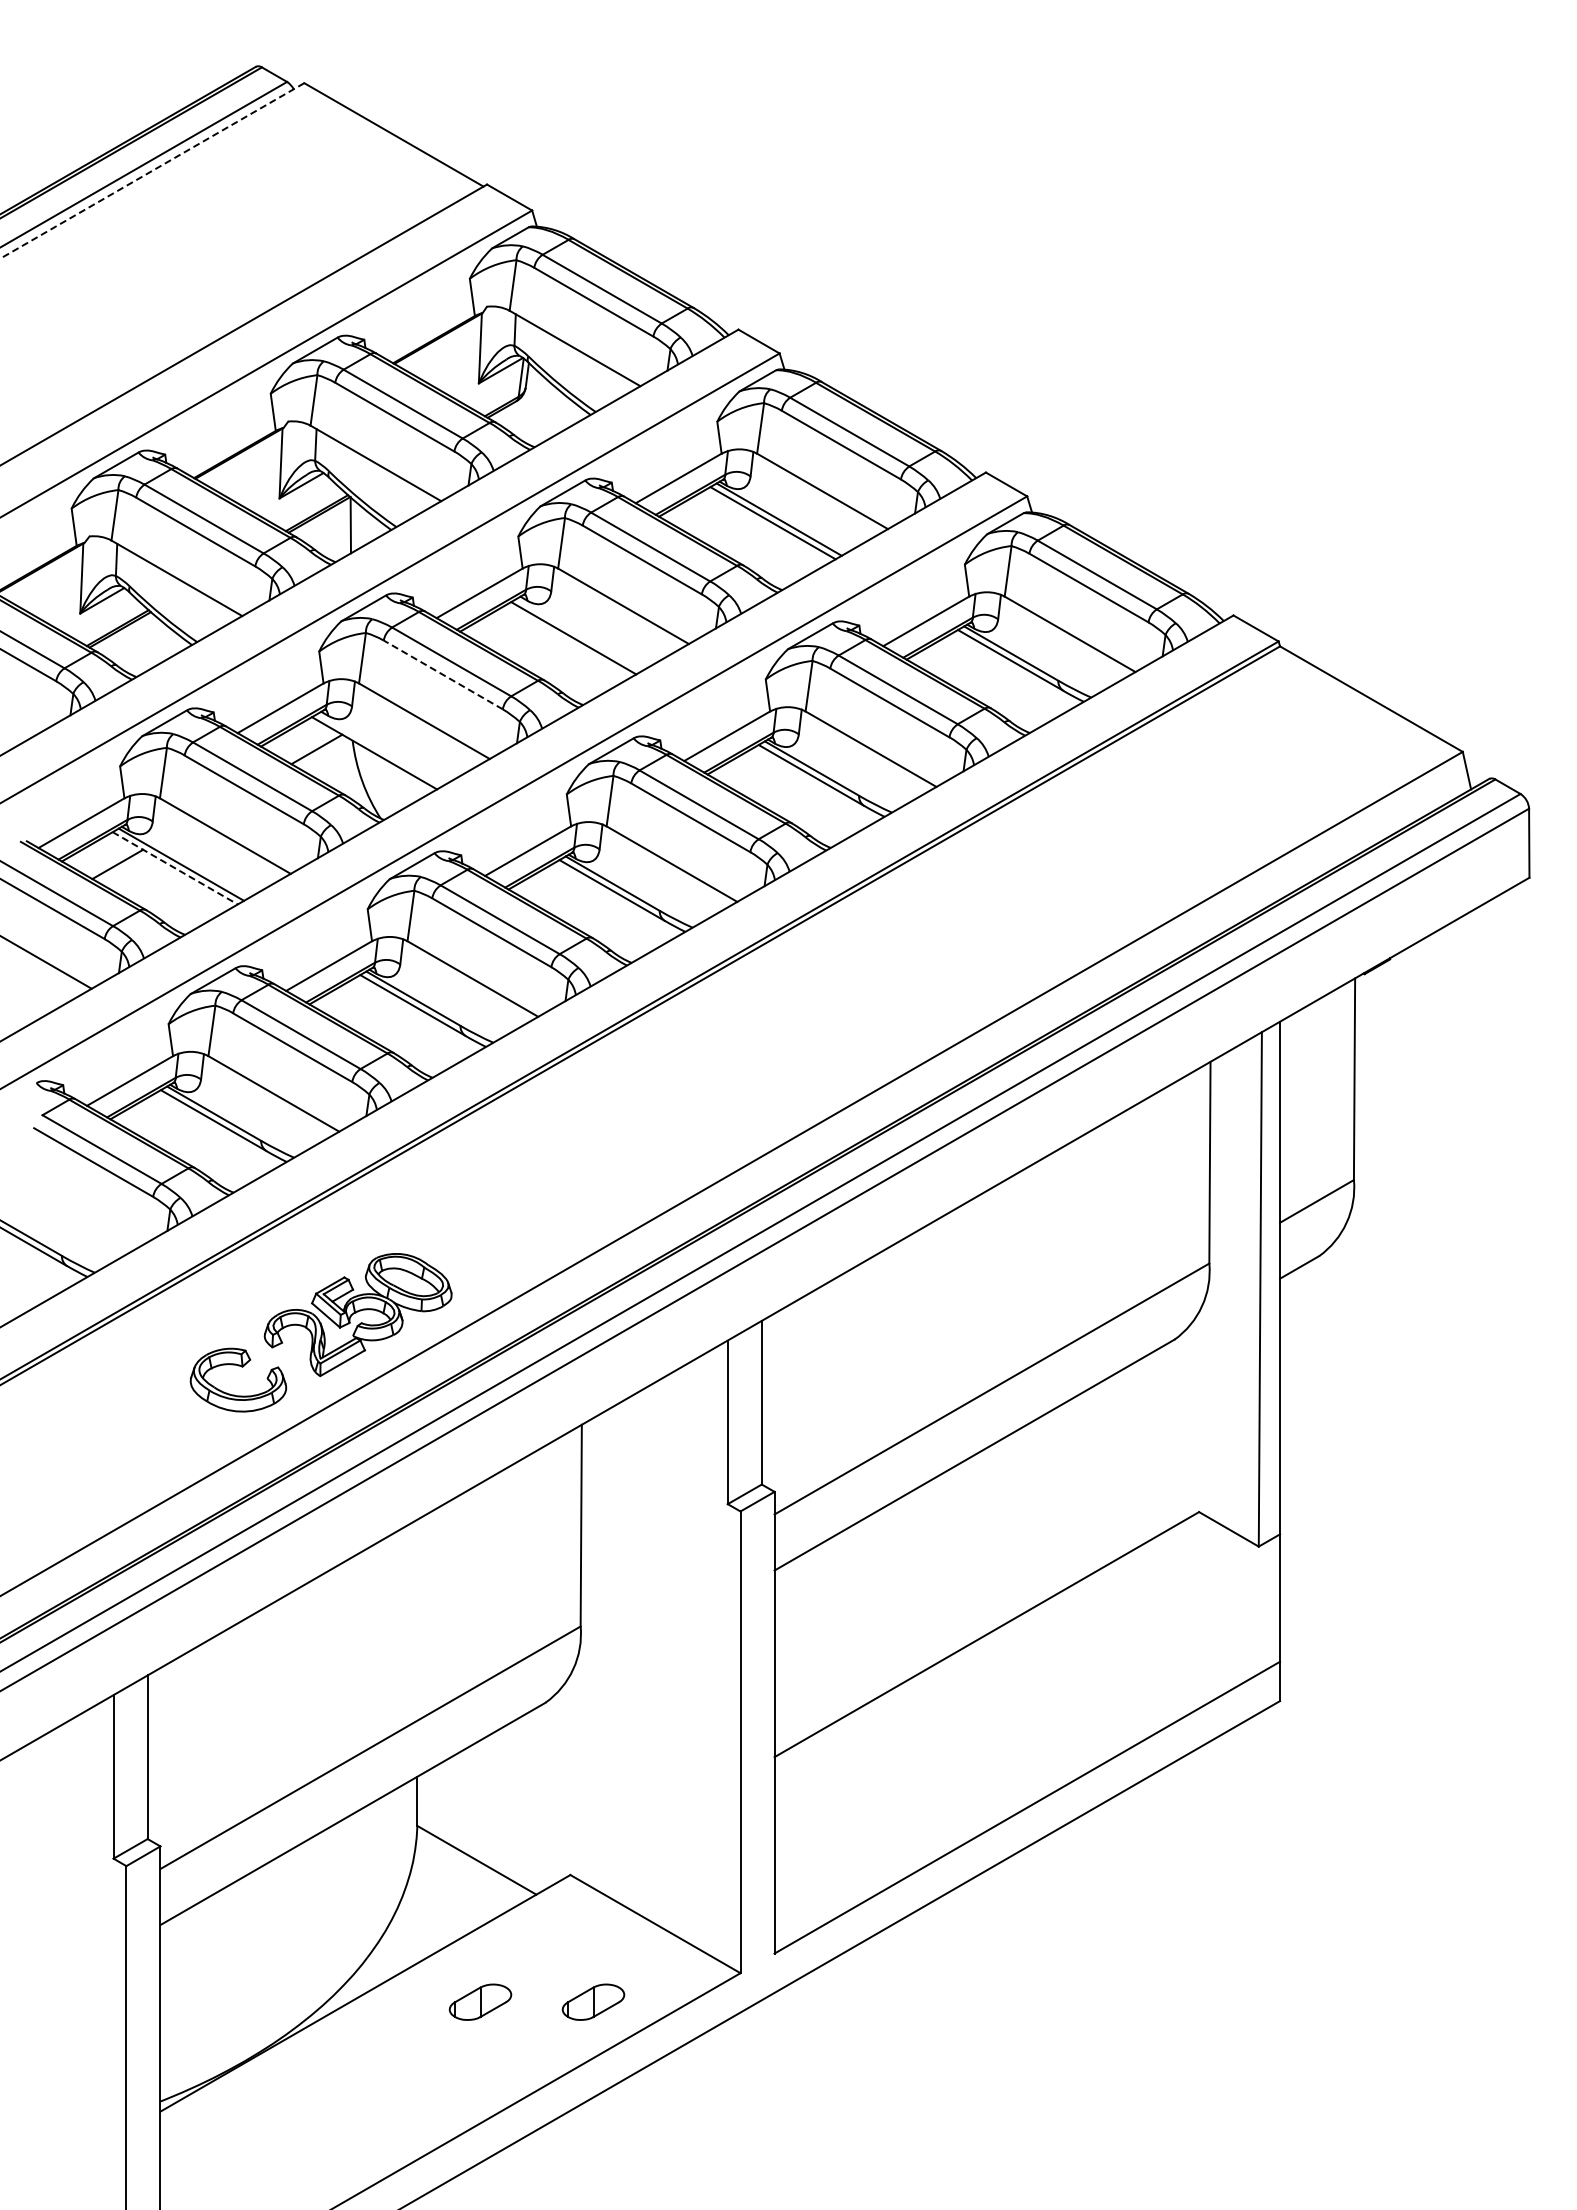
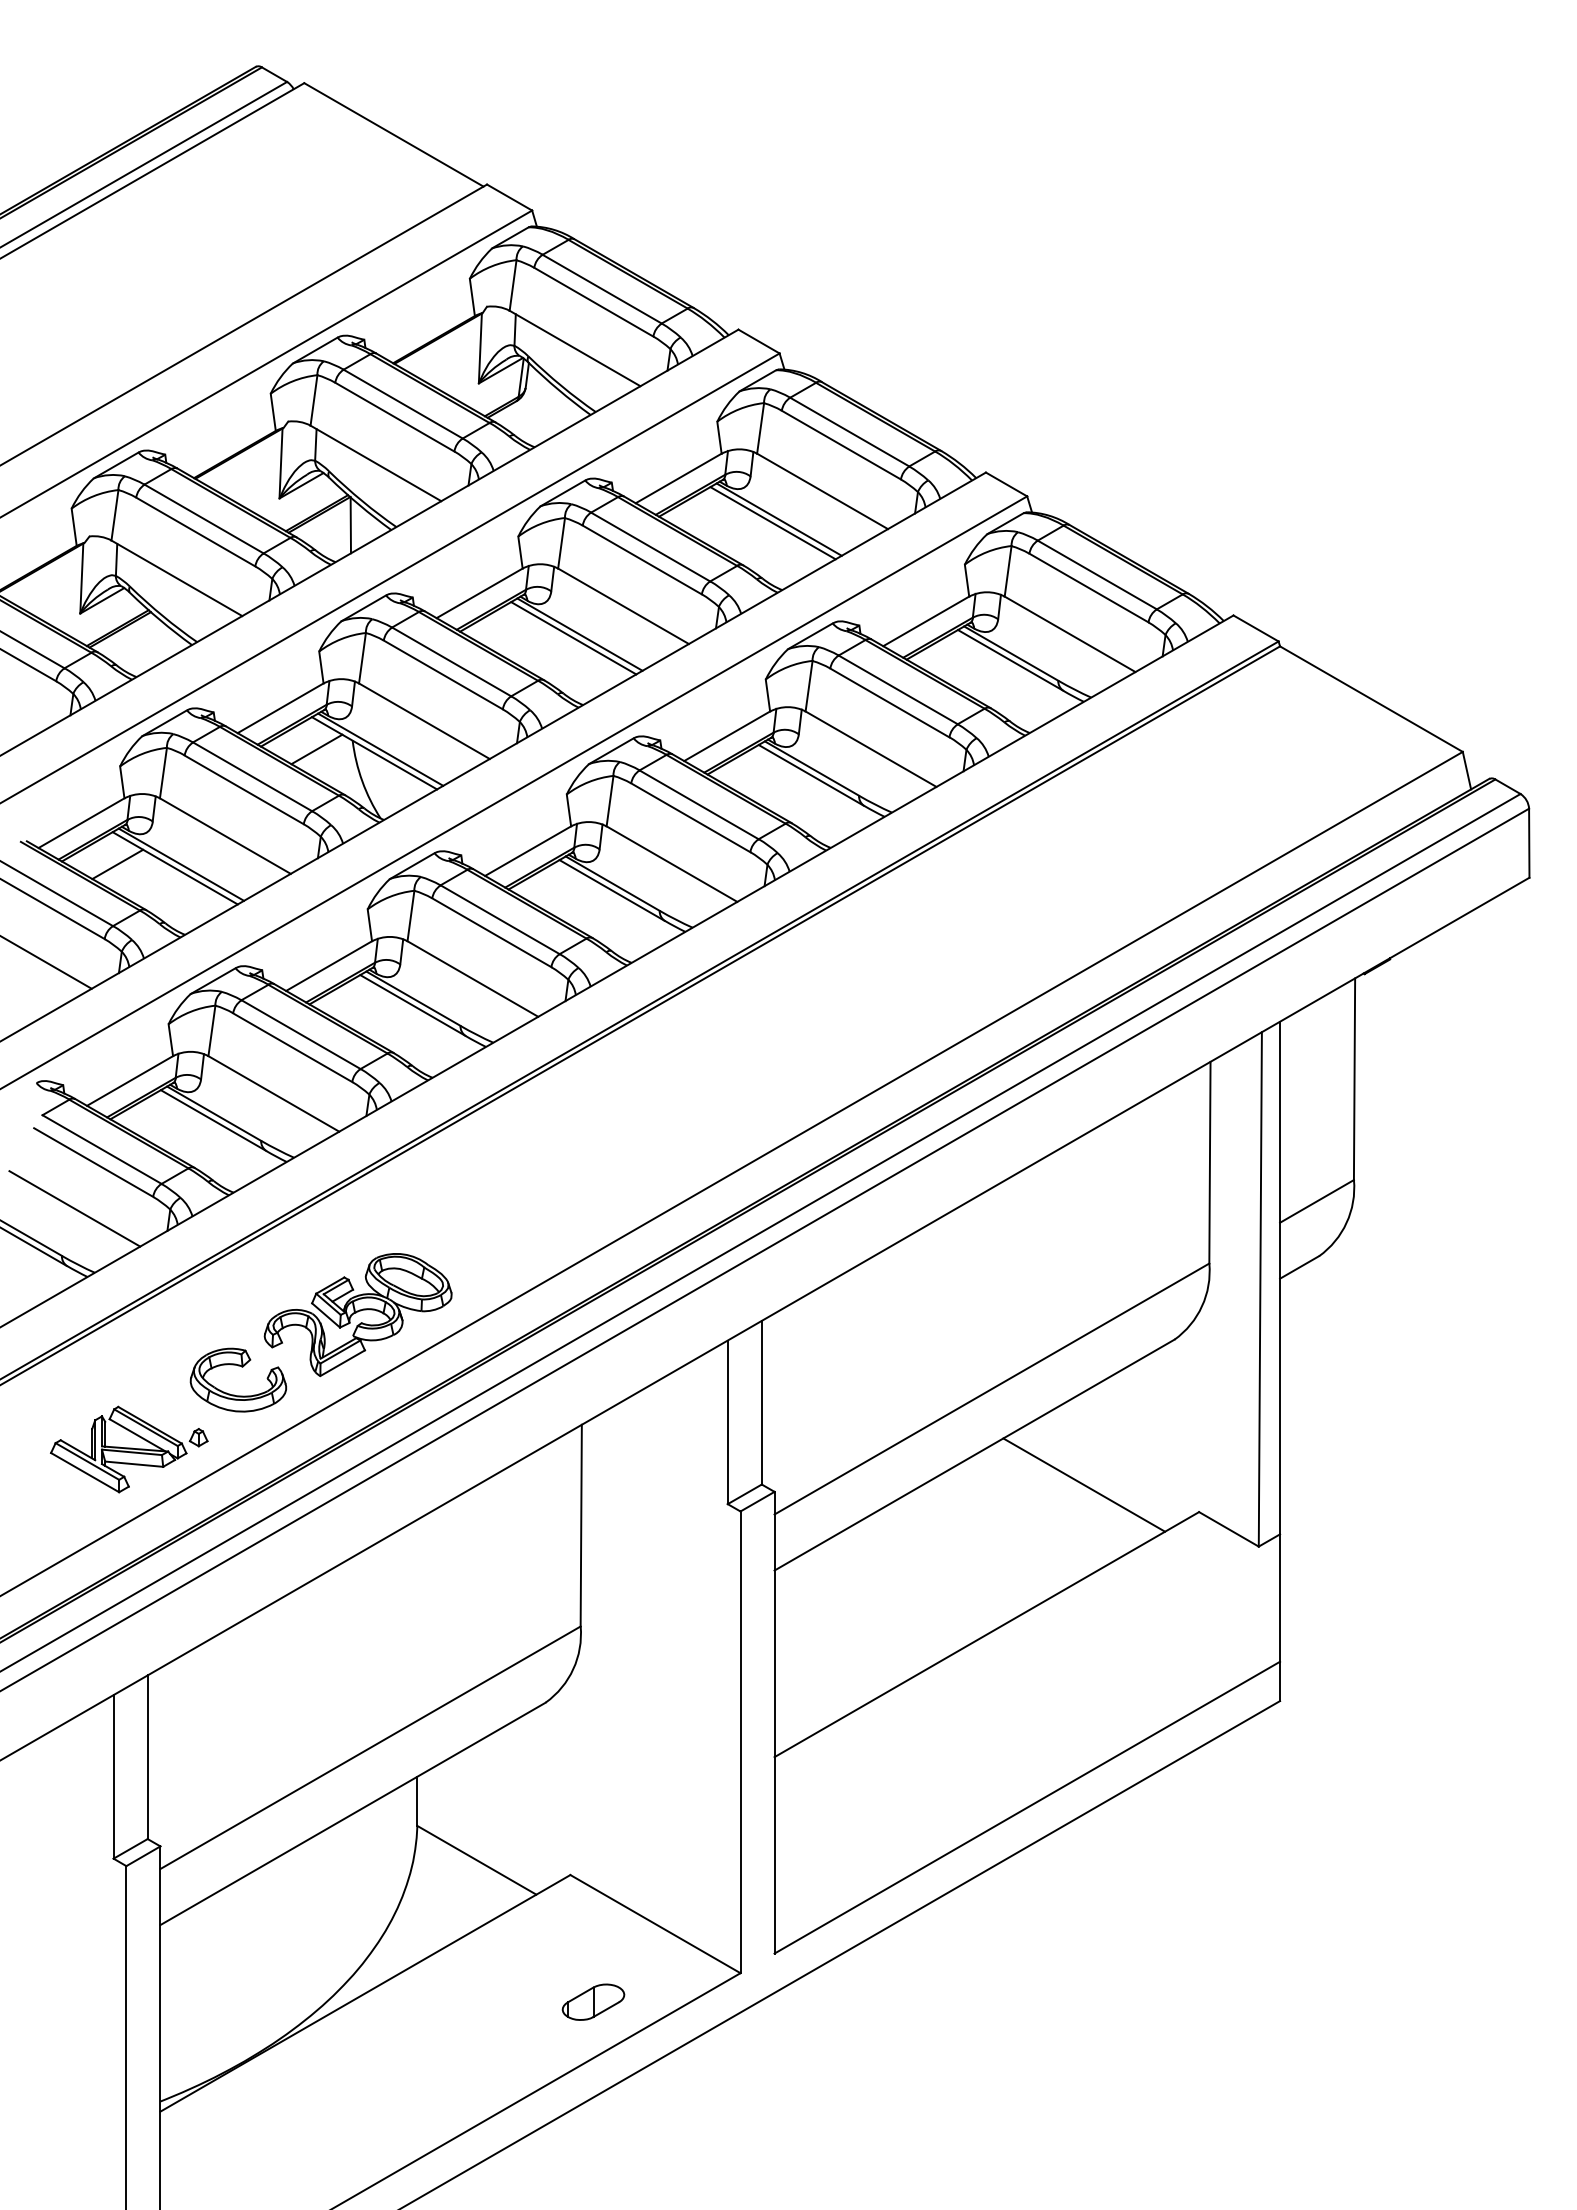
line: dashed -> solid (151, 171)
line: none -> present (579, 634)
line: dashed -> solid (443, 674)
line: none -> present (380, 749)
line: dashed -> solid (175, 868)
line: none -> present (74, 1208)
part: none -> present (129, 1449)
line: none -> present (1084, 1484)
part: present -> none (480, 2001)
